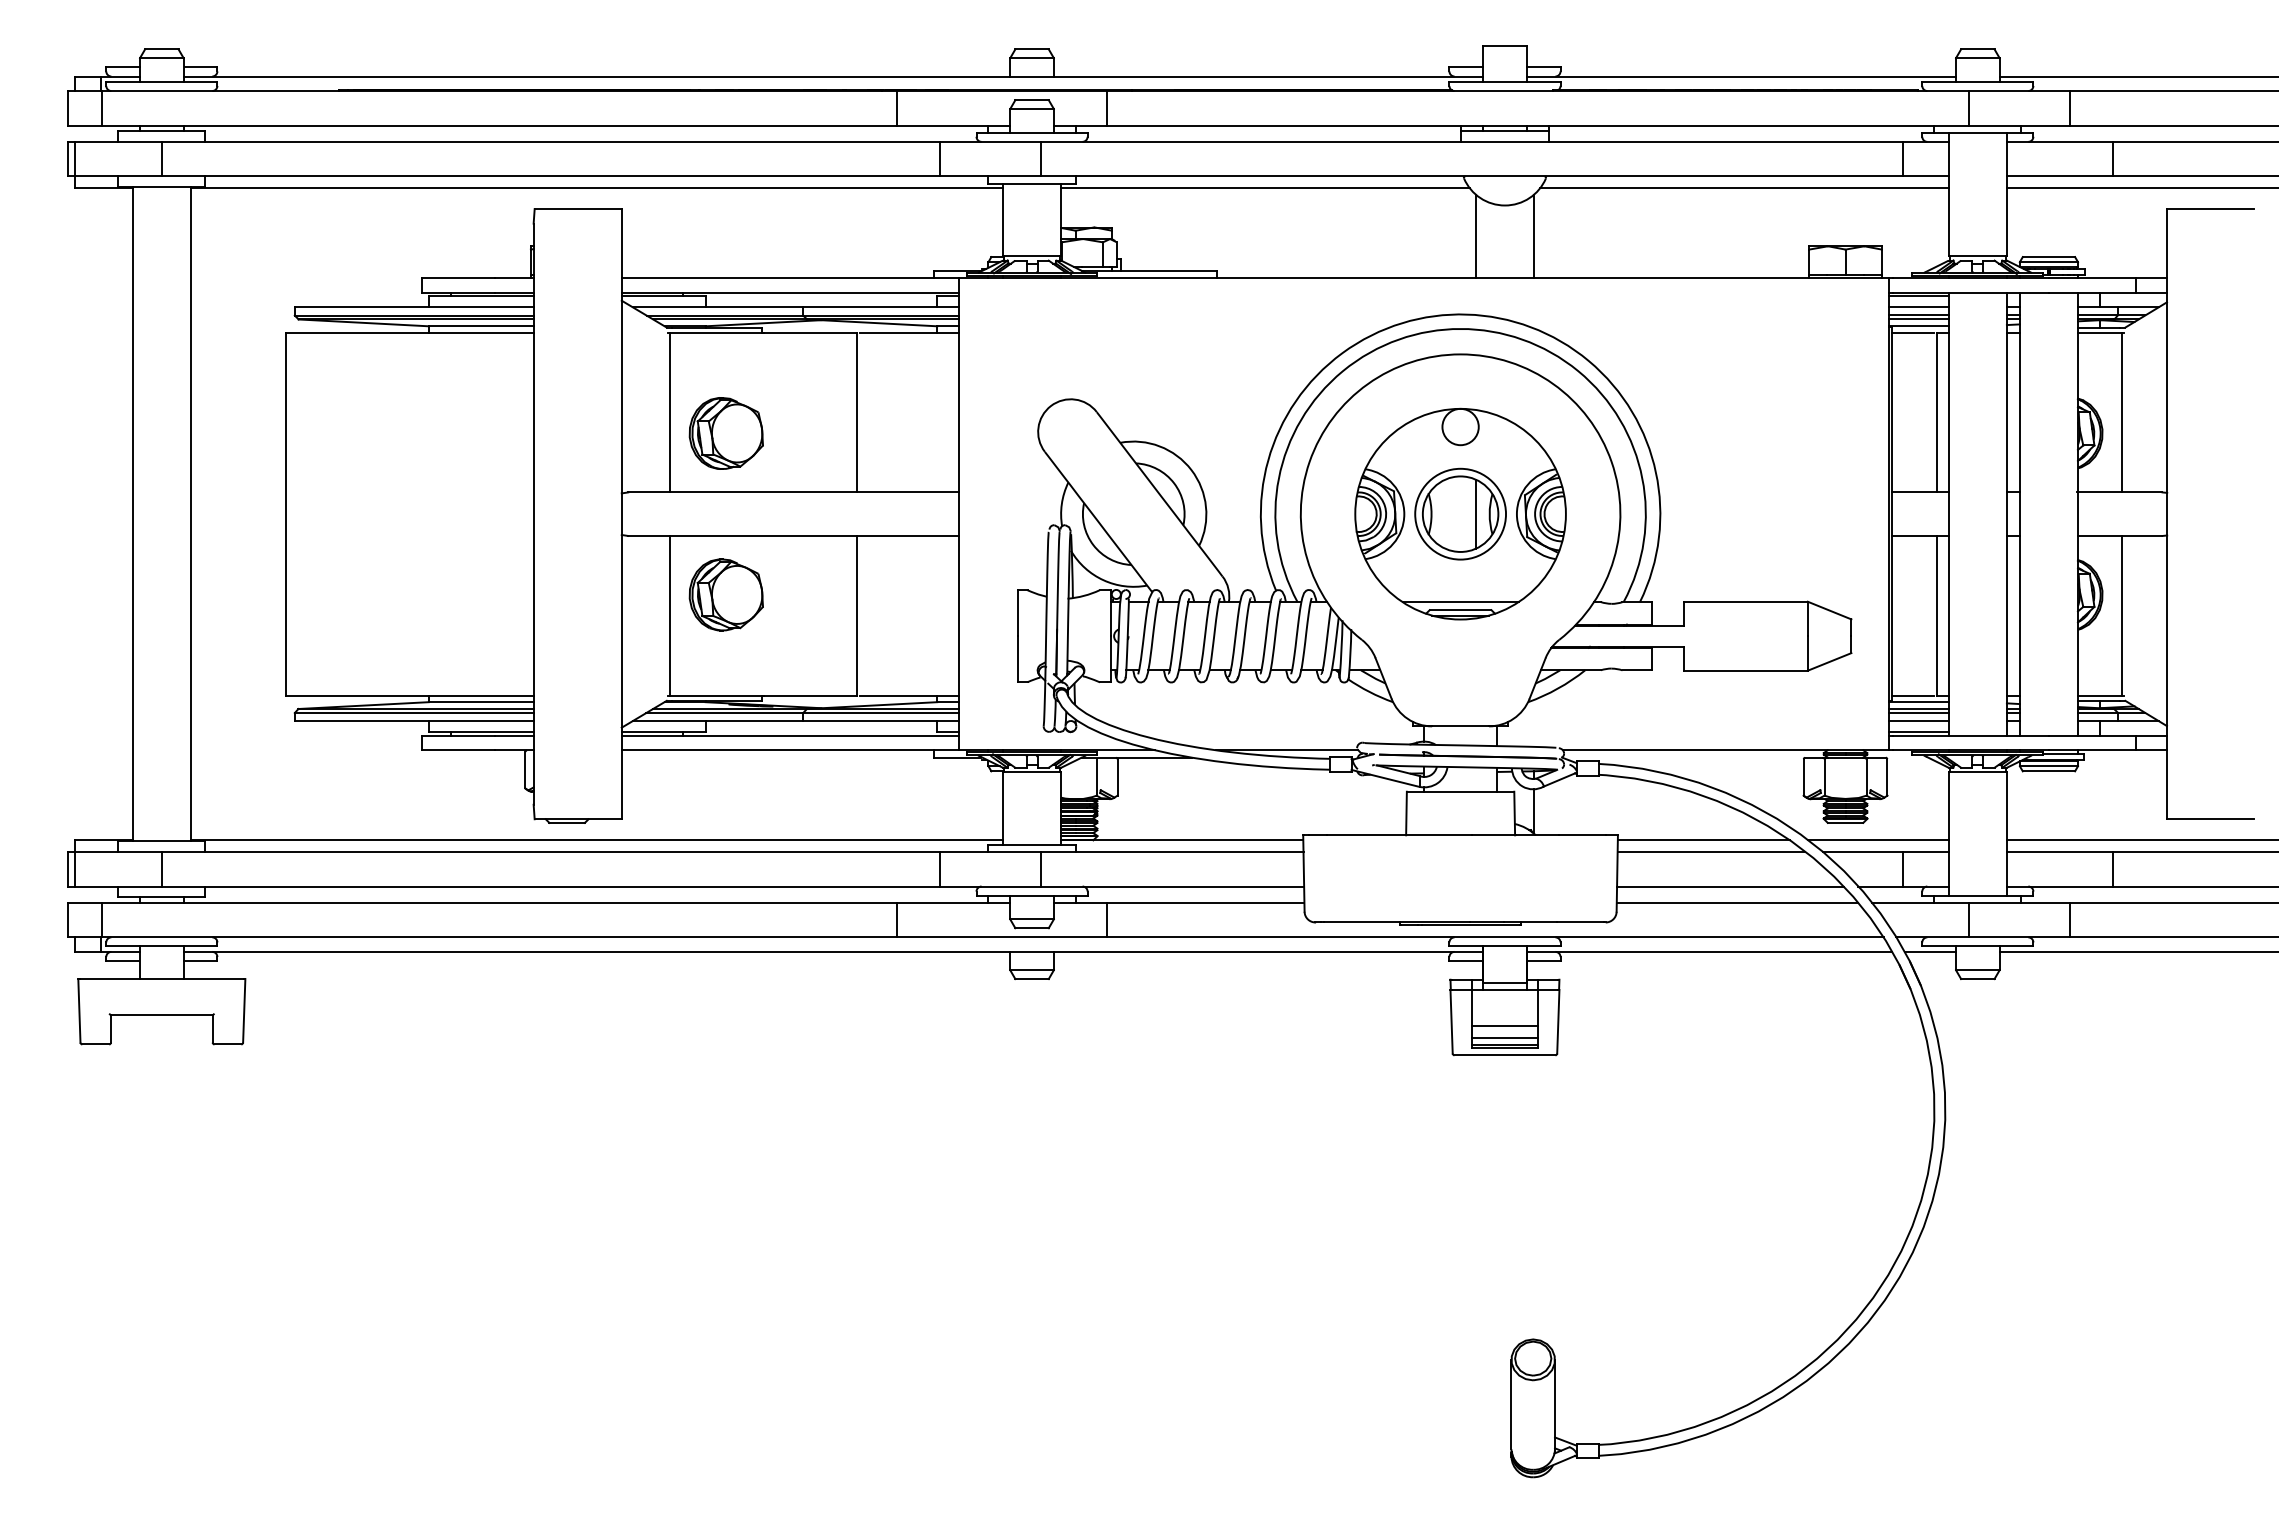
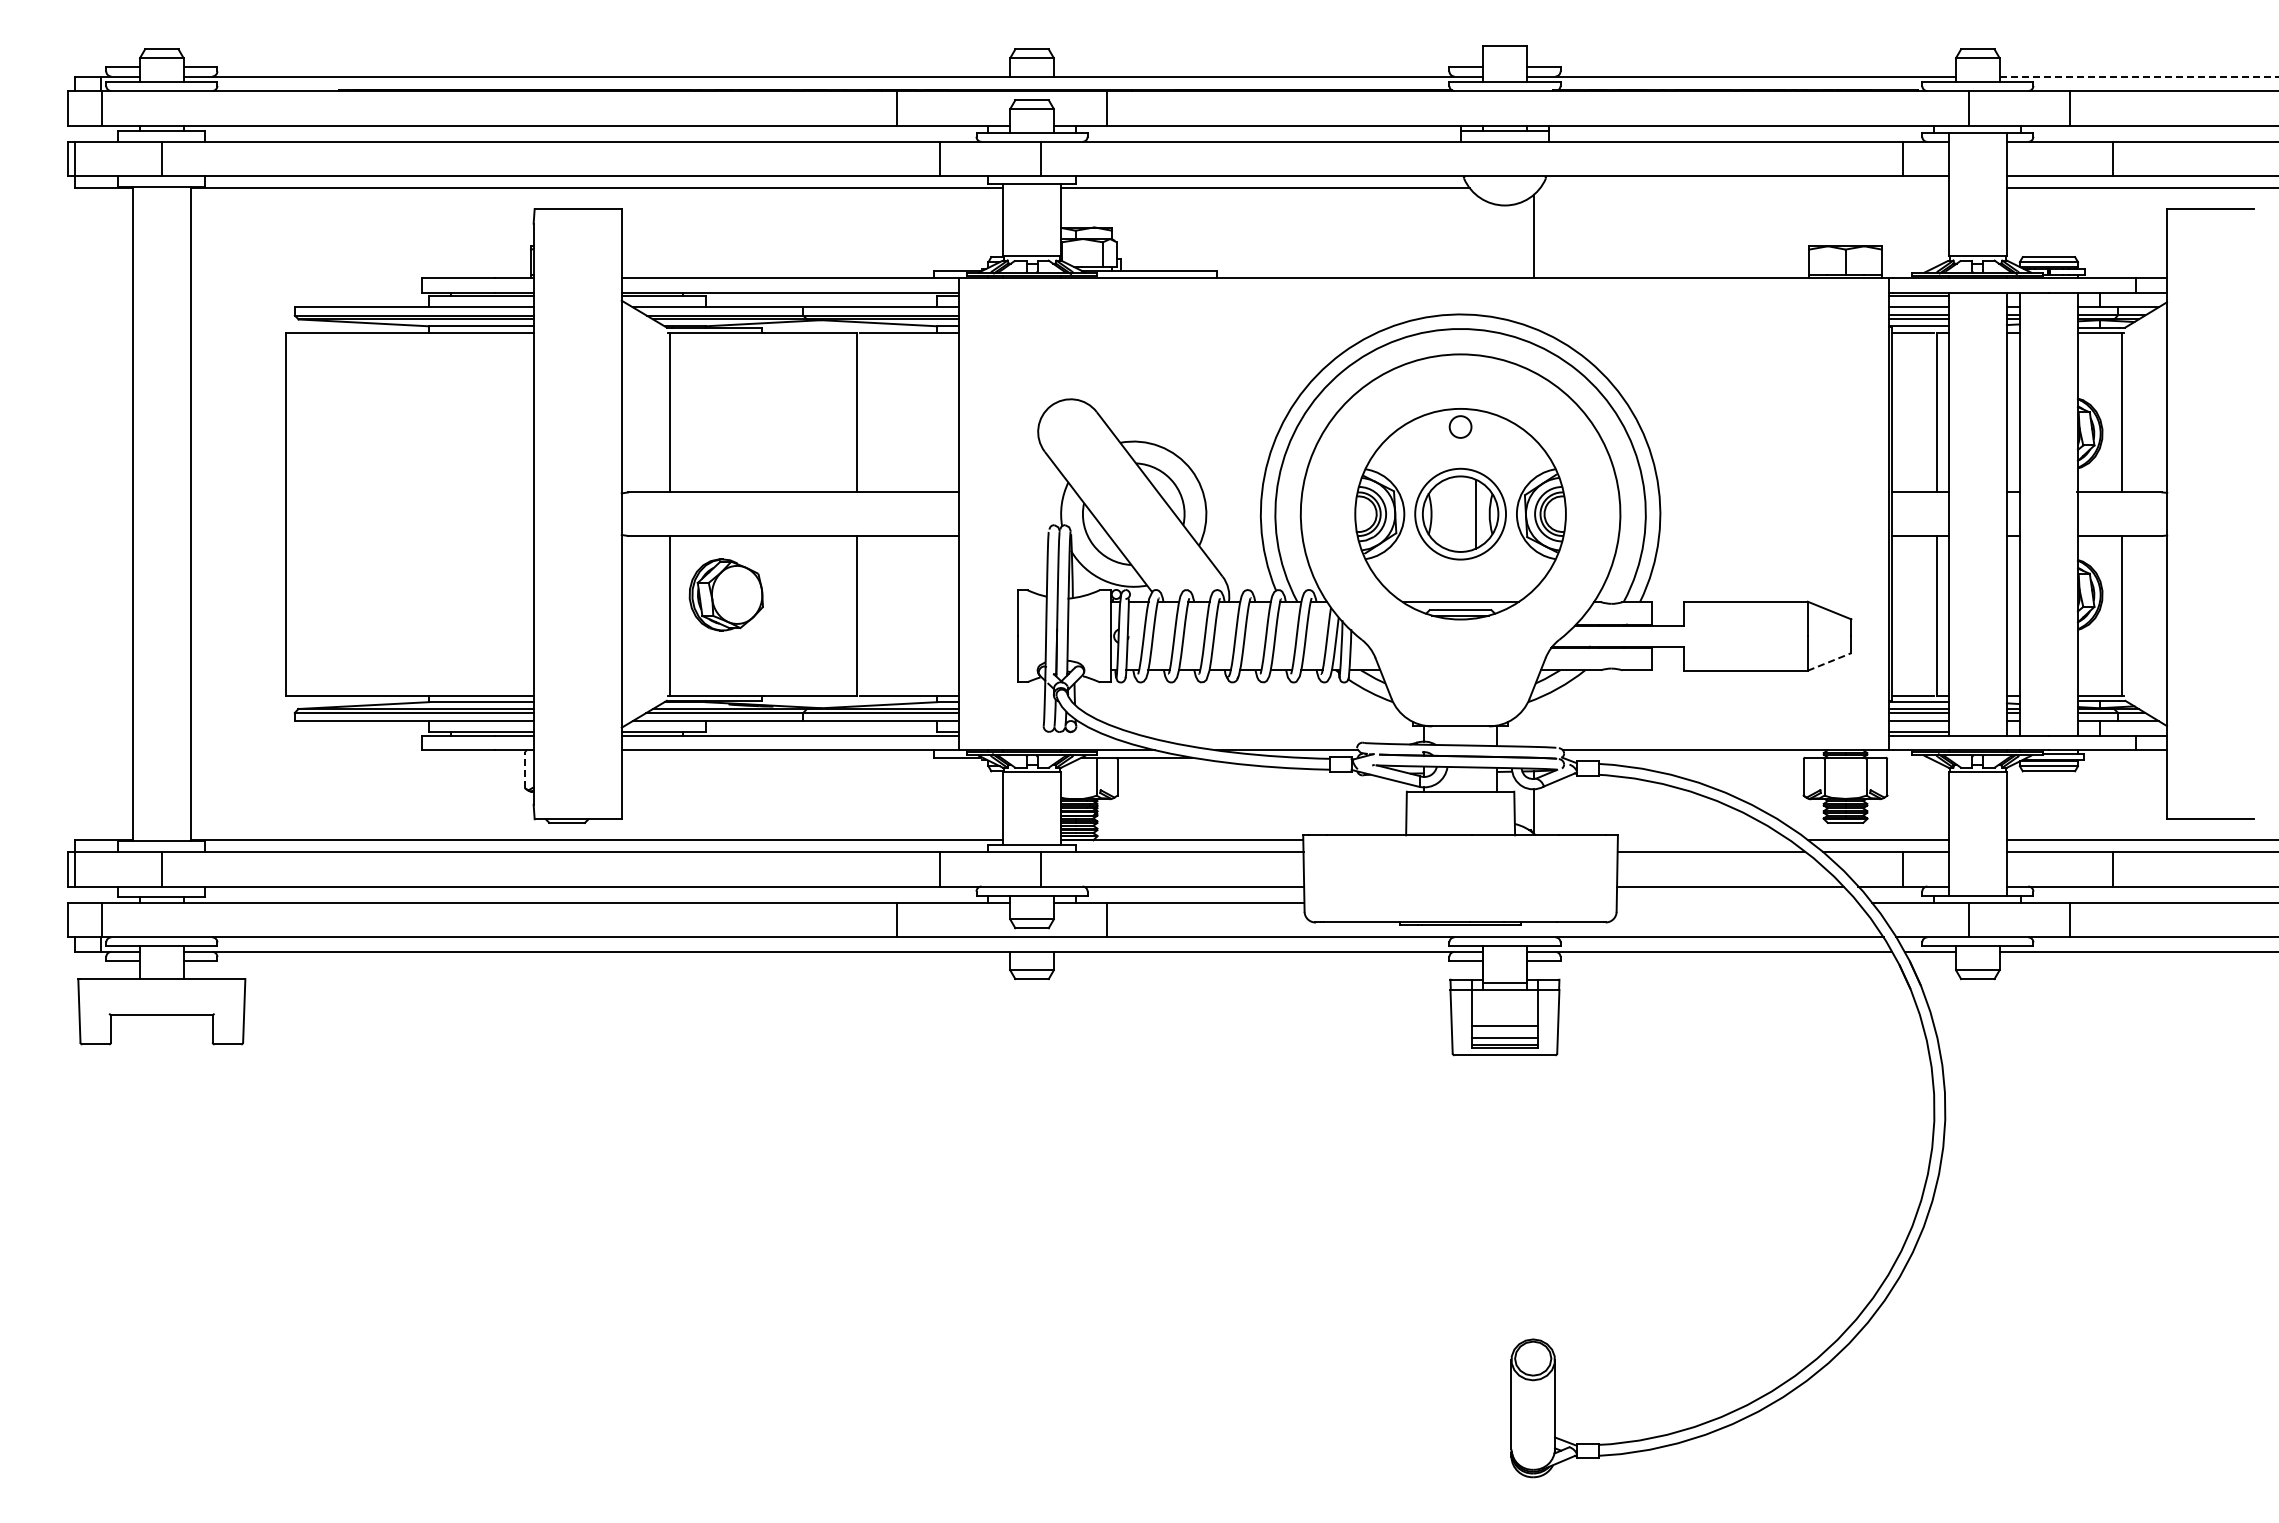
line: solid -> dashed (2139, 76)
line: present -> none (1744, 188)
line: present -> none (1475, 236)
circle diameter: 36 px -> 22 px (1460, 426)
part: present -> none (725, 433)
line: solid -> dashed (1830, 661)
line: solid -> dashed (525, 769)
line: present -> none (1703, 840)
line: present -> none (1737, 902)
